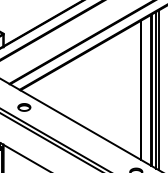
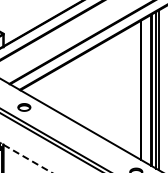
line: solid -> dashed (25, 157)
